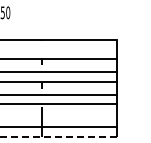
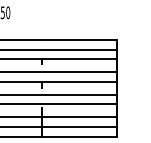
line: none -> present (59, 49)
line: none -> present (59, 116)
line: dashed -> solid (58, 136)
